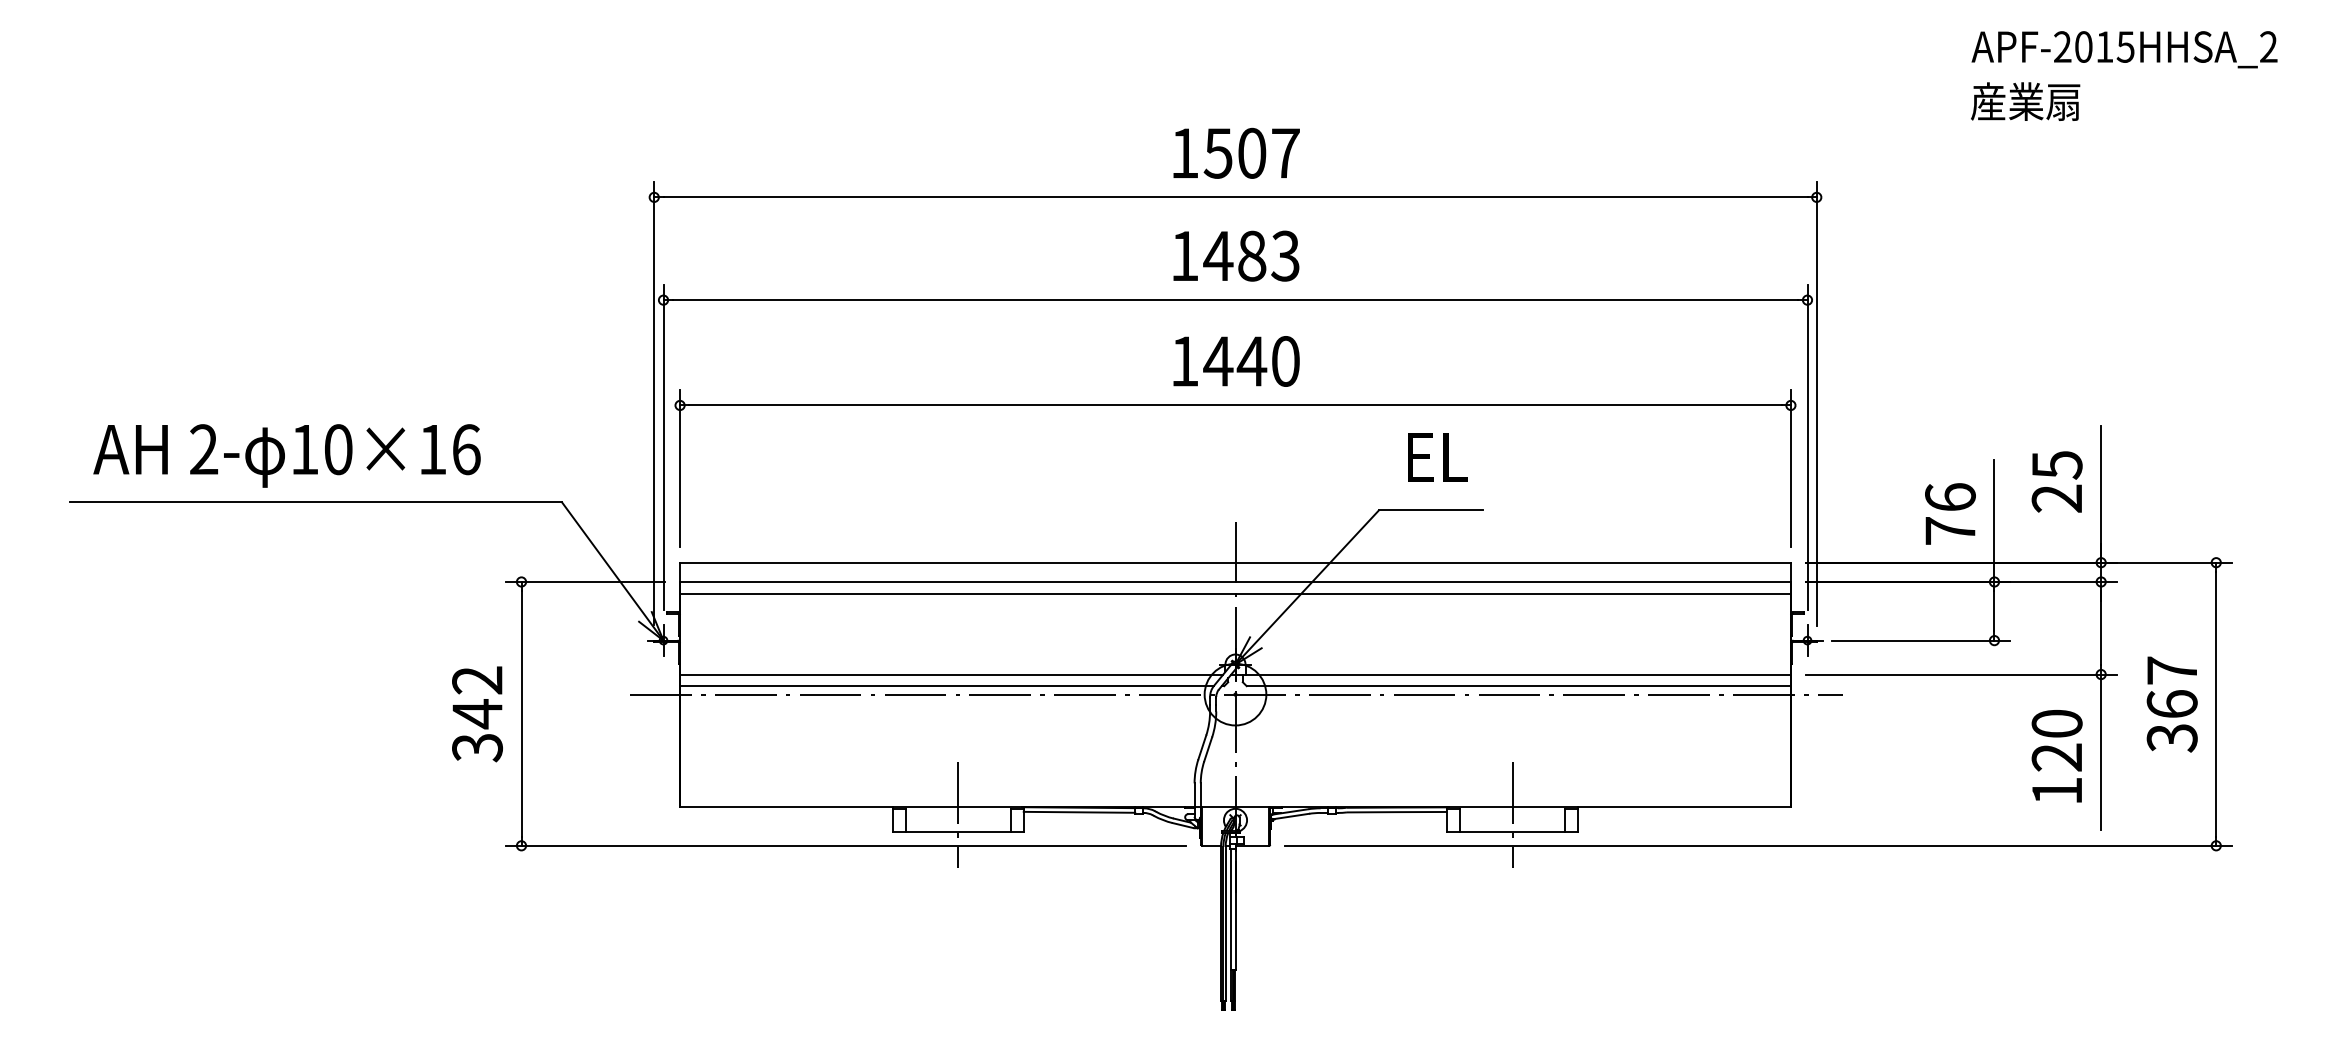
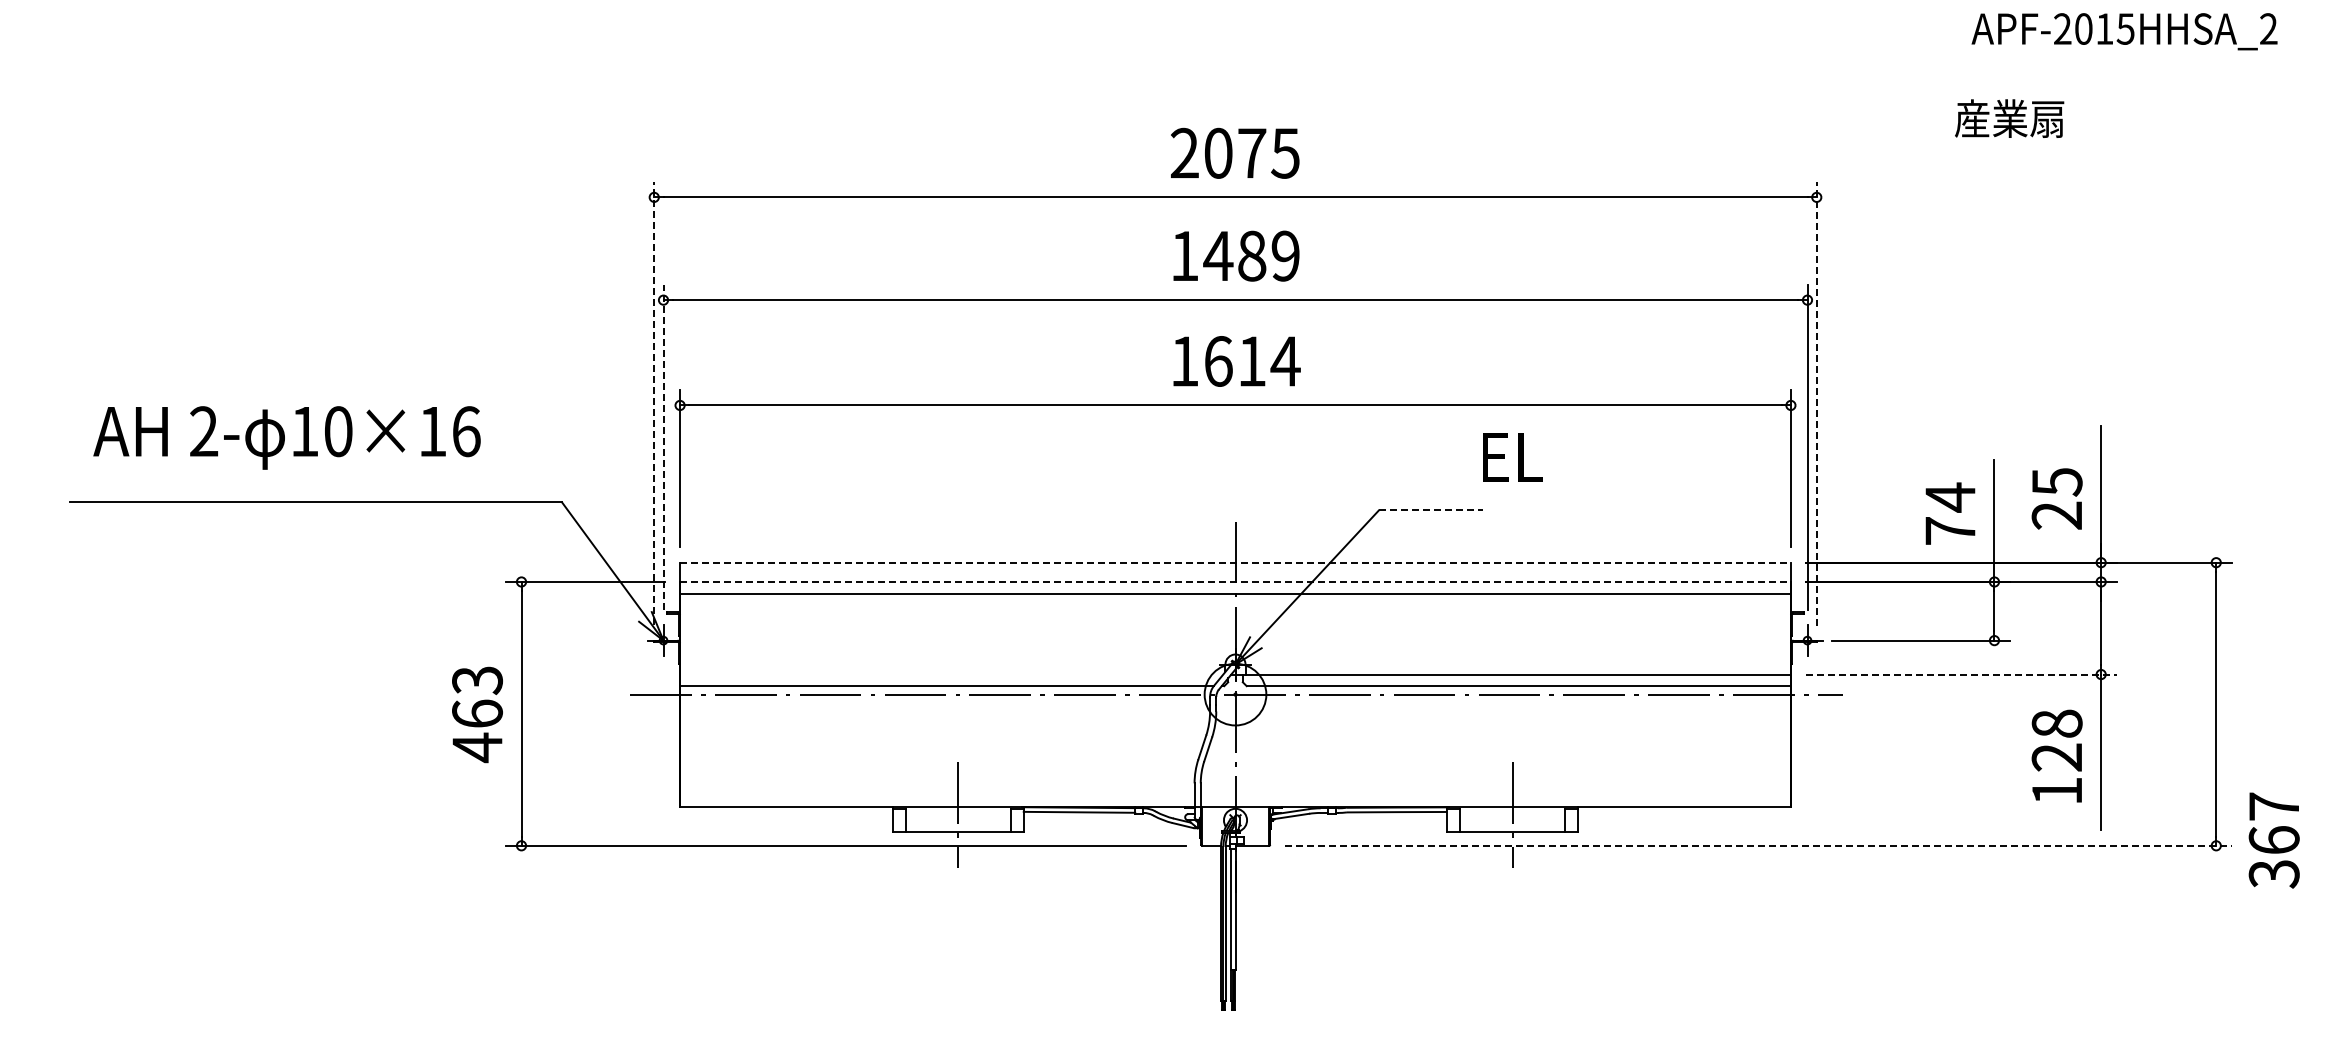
text position: (2124, 49) -> (2124, 31) (2124, 31)
text position: (2025, 101) -> (2009, 118) (2009, 118)
text: 1507 -> 2075 (1234, 152)
text: 1483 -> 1489 (1285, 255)
text: 1440 -> 1614 (1251, 361)
line: solid -> dashed (654, 403)
line: solid -> dashed (1816, 403)
line: solid -> dashed (663, 447)
text position: (286, 455) -> (286, 437) (286, 437)
text position: (1437, 457) -> (1512, 457) (1512, 457)
text position: (2056, 481) -> (2056, 498) (2056, 498)
text: 76 -> 74 (1950, 497)
line: solid -> dashed (1431, 510)
line: solid -> dashed (1236, 562)
line: solid -> dashed (1236, 581)
line: present -> none (951, 674)
line: solid -> dashed (1961, 674)
text position: (2171, 704) -> (2273, 840) (2273, 840)
text: 342 -> 463 (477, 714)
text: 120 -> 128 (2056, 723)
line: solid -> dashed (1758, 845)
